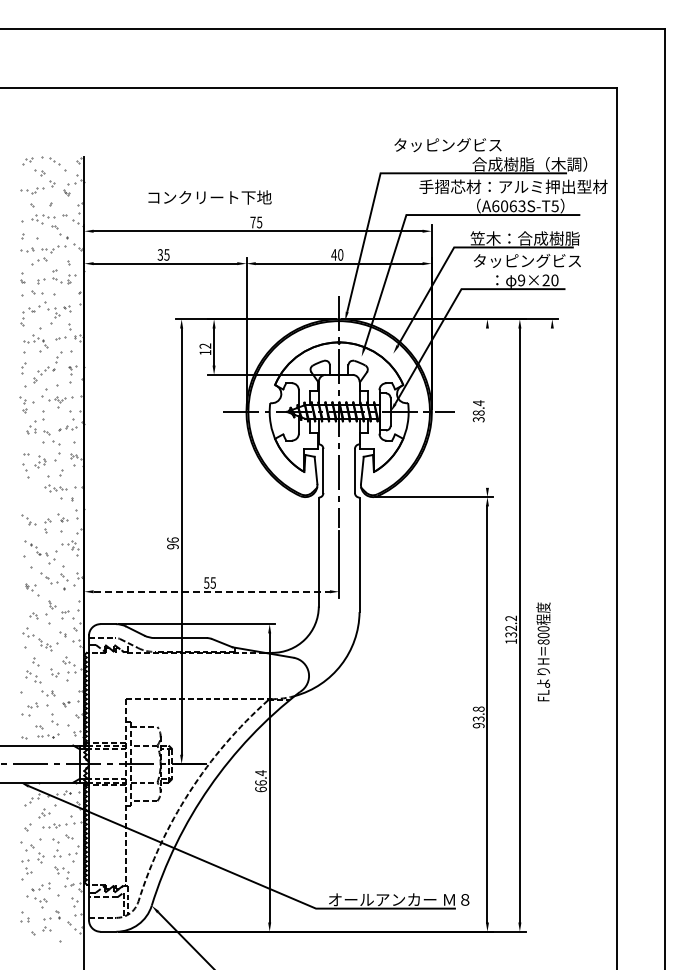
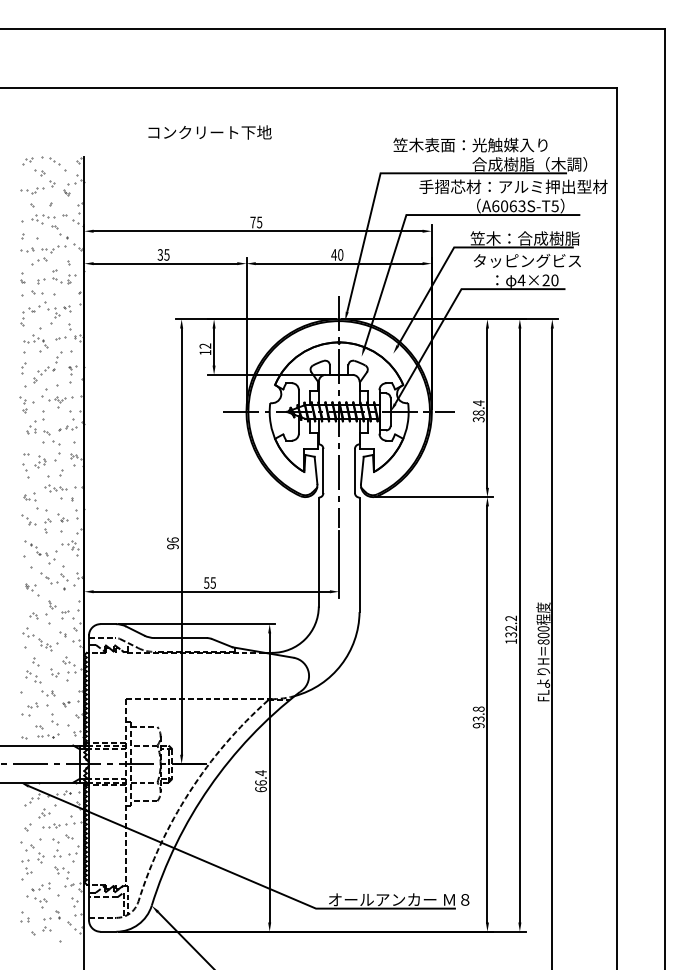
text: タッピングビス -> 笠木表面：光触媒入り (470, 144)
text position: (209, 197) -> (209, 132) (209, 132)
text: 9×20 -> 4×20 (521, 280)
line: none -> present (487, 407)
part: none -> present (35, 501)
line: dashed -> solid (212, 591)
line: none -> present (552, 647)
